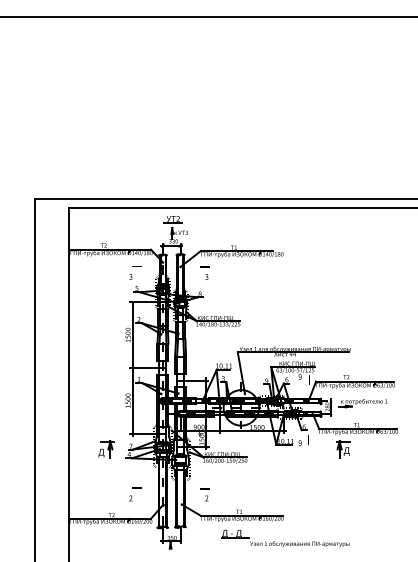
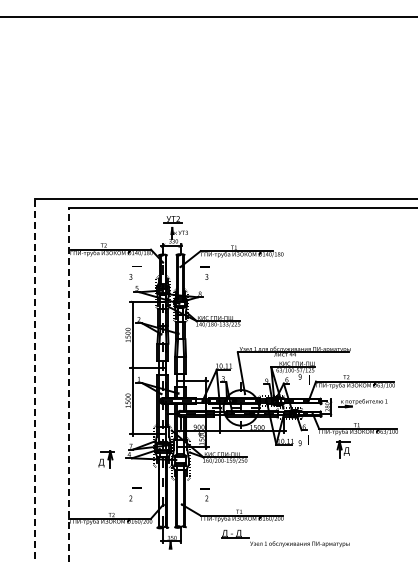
line: solid -> dashed (35, 380)
line: solid -> dashed (69, 384)
part position: (106, 449) -> (106, 459) (106, 459)
